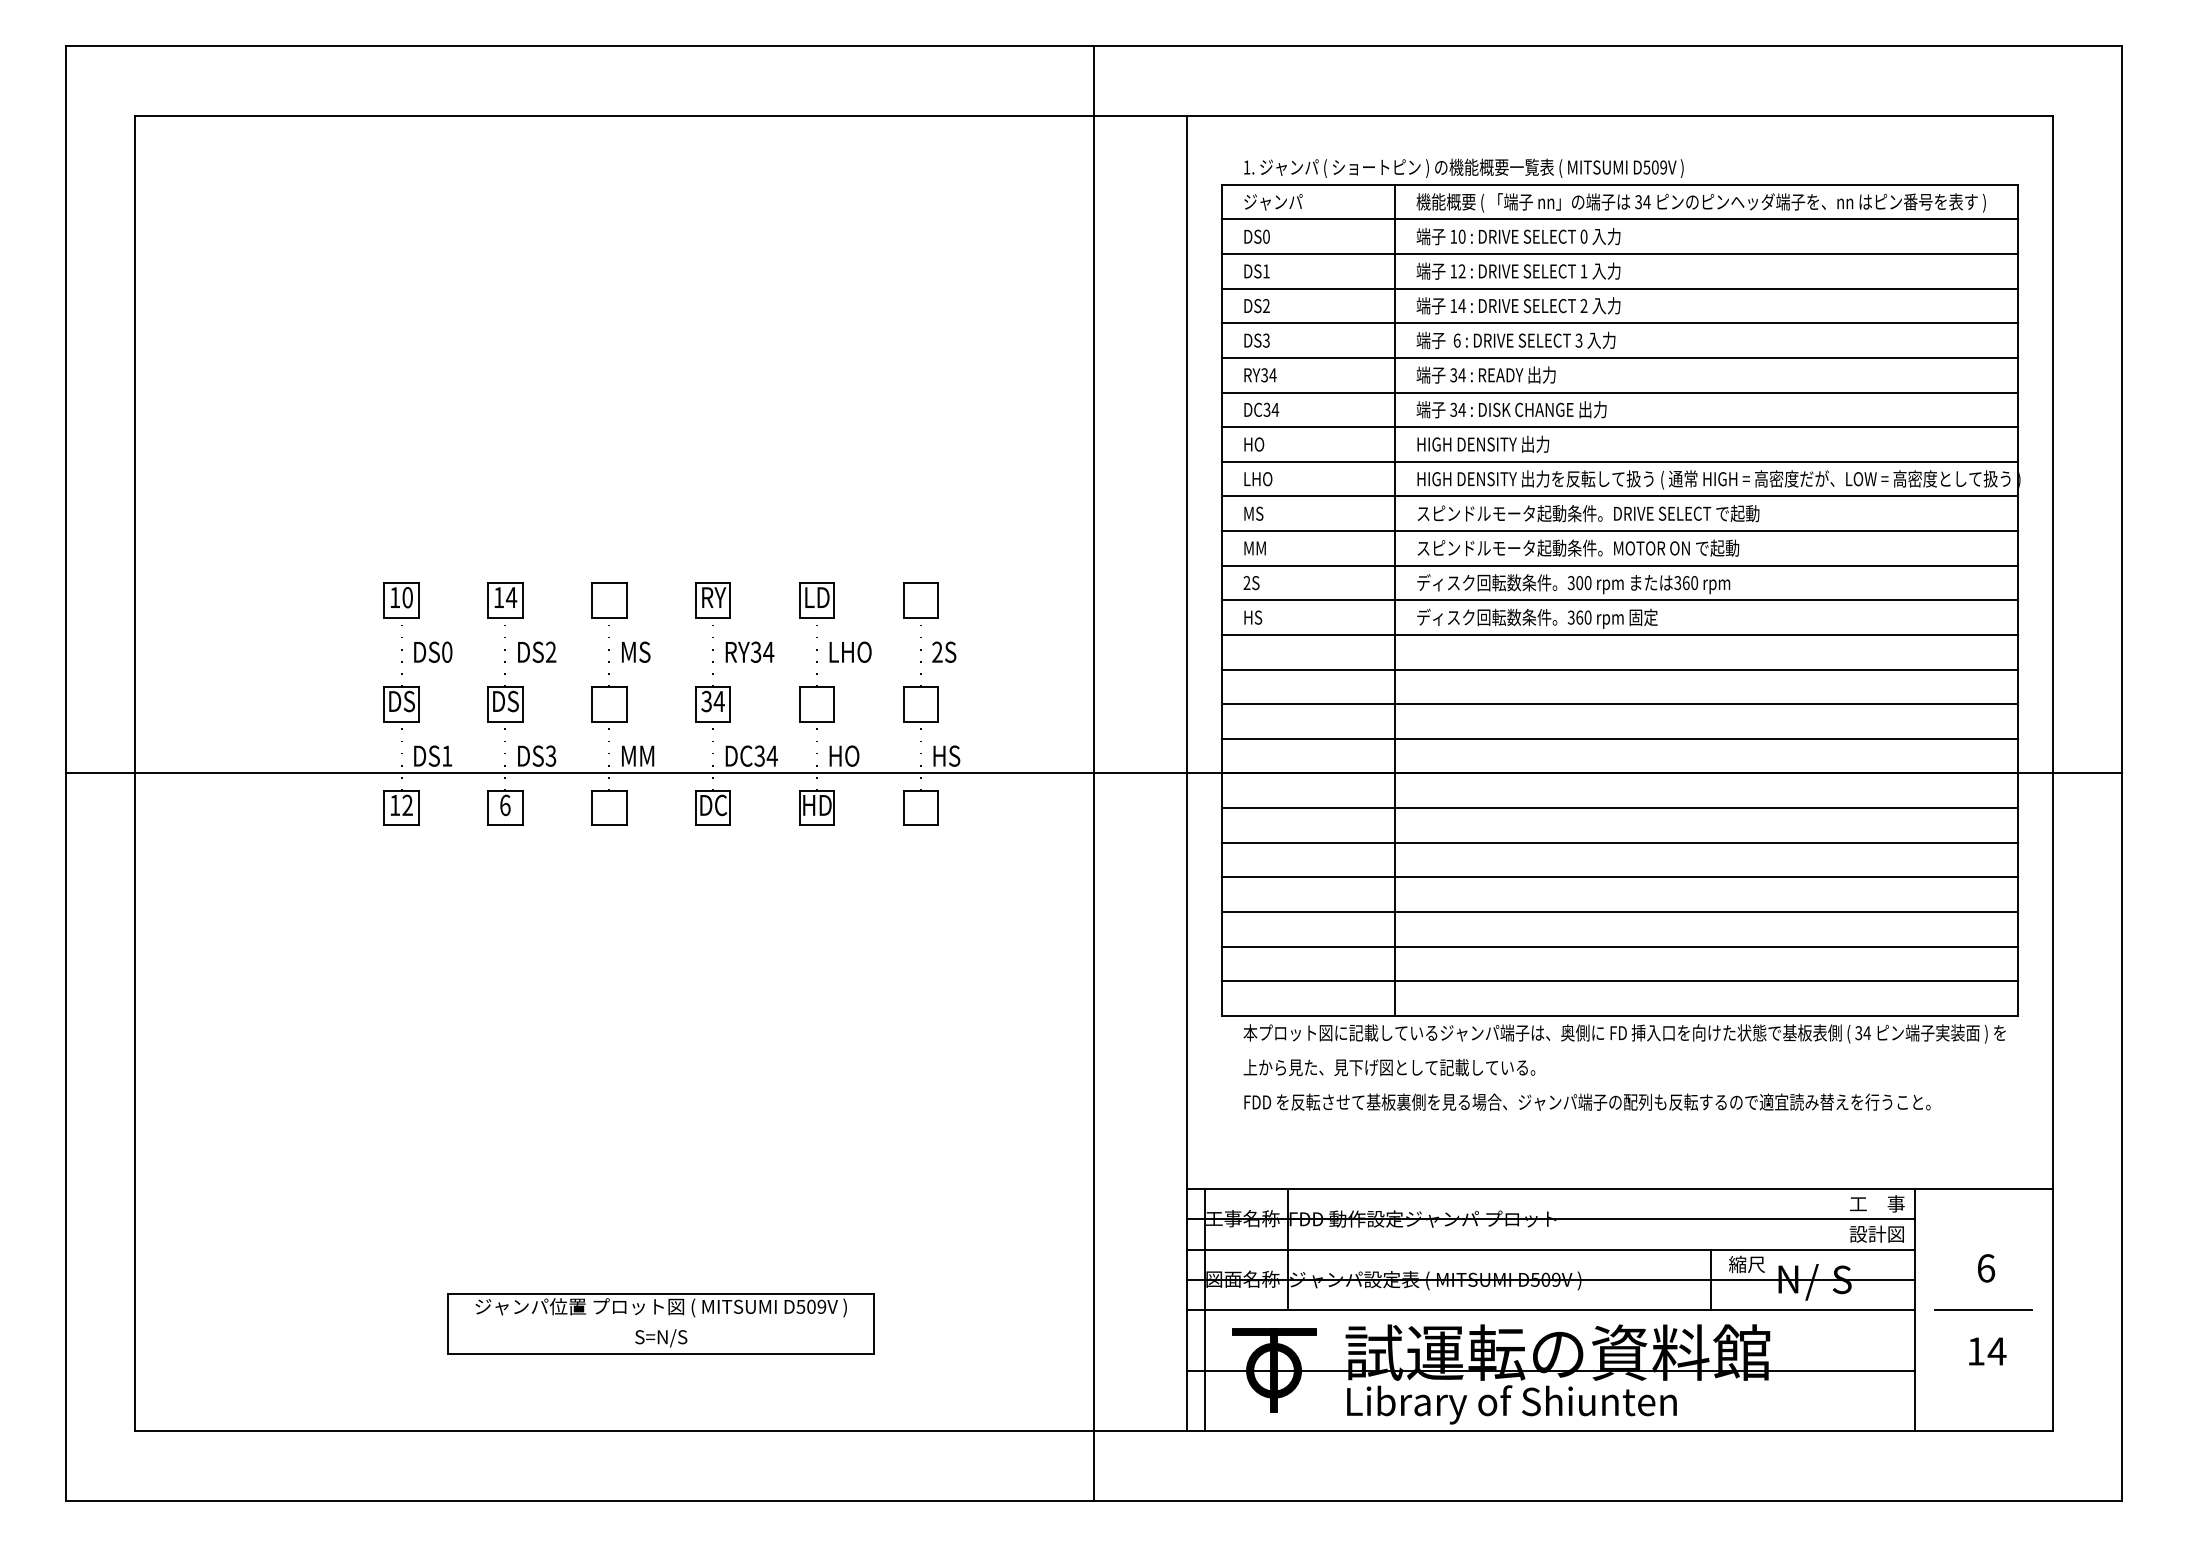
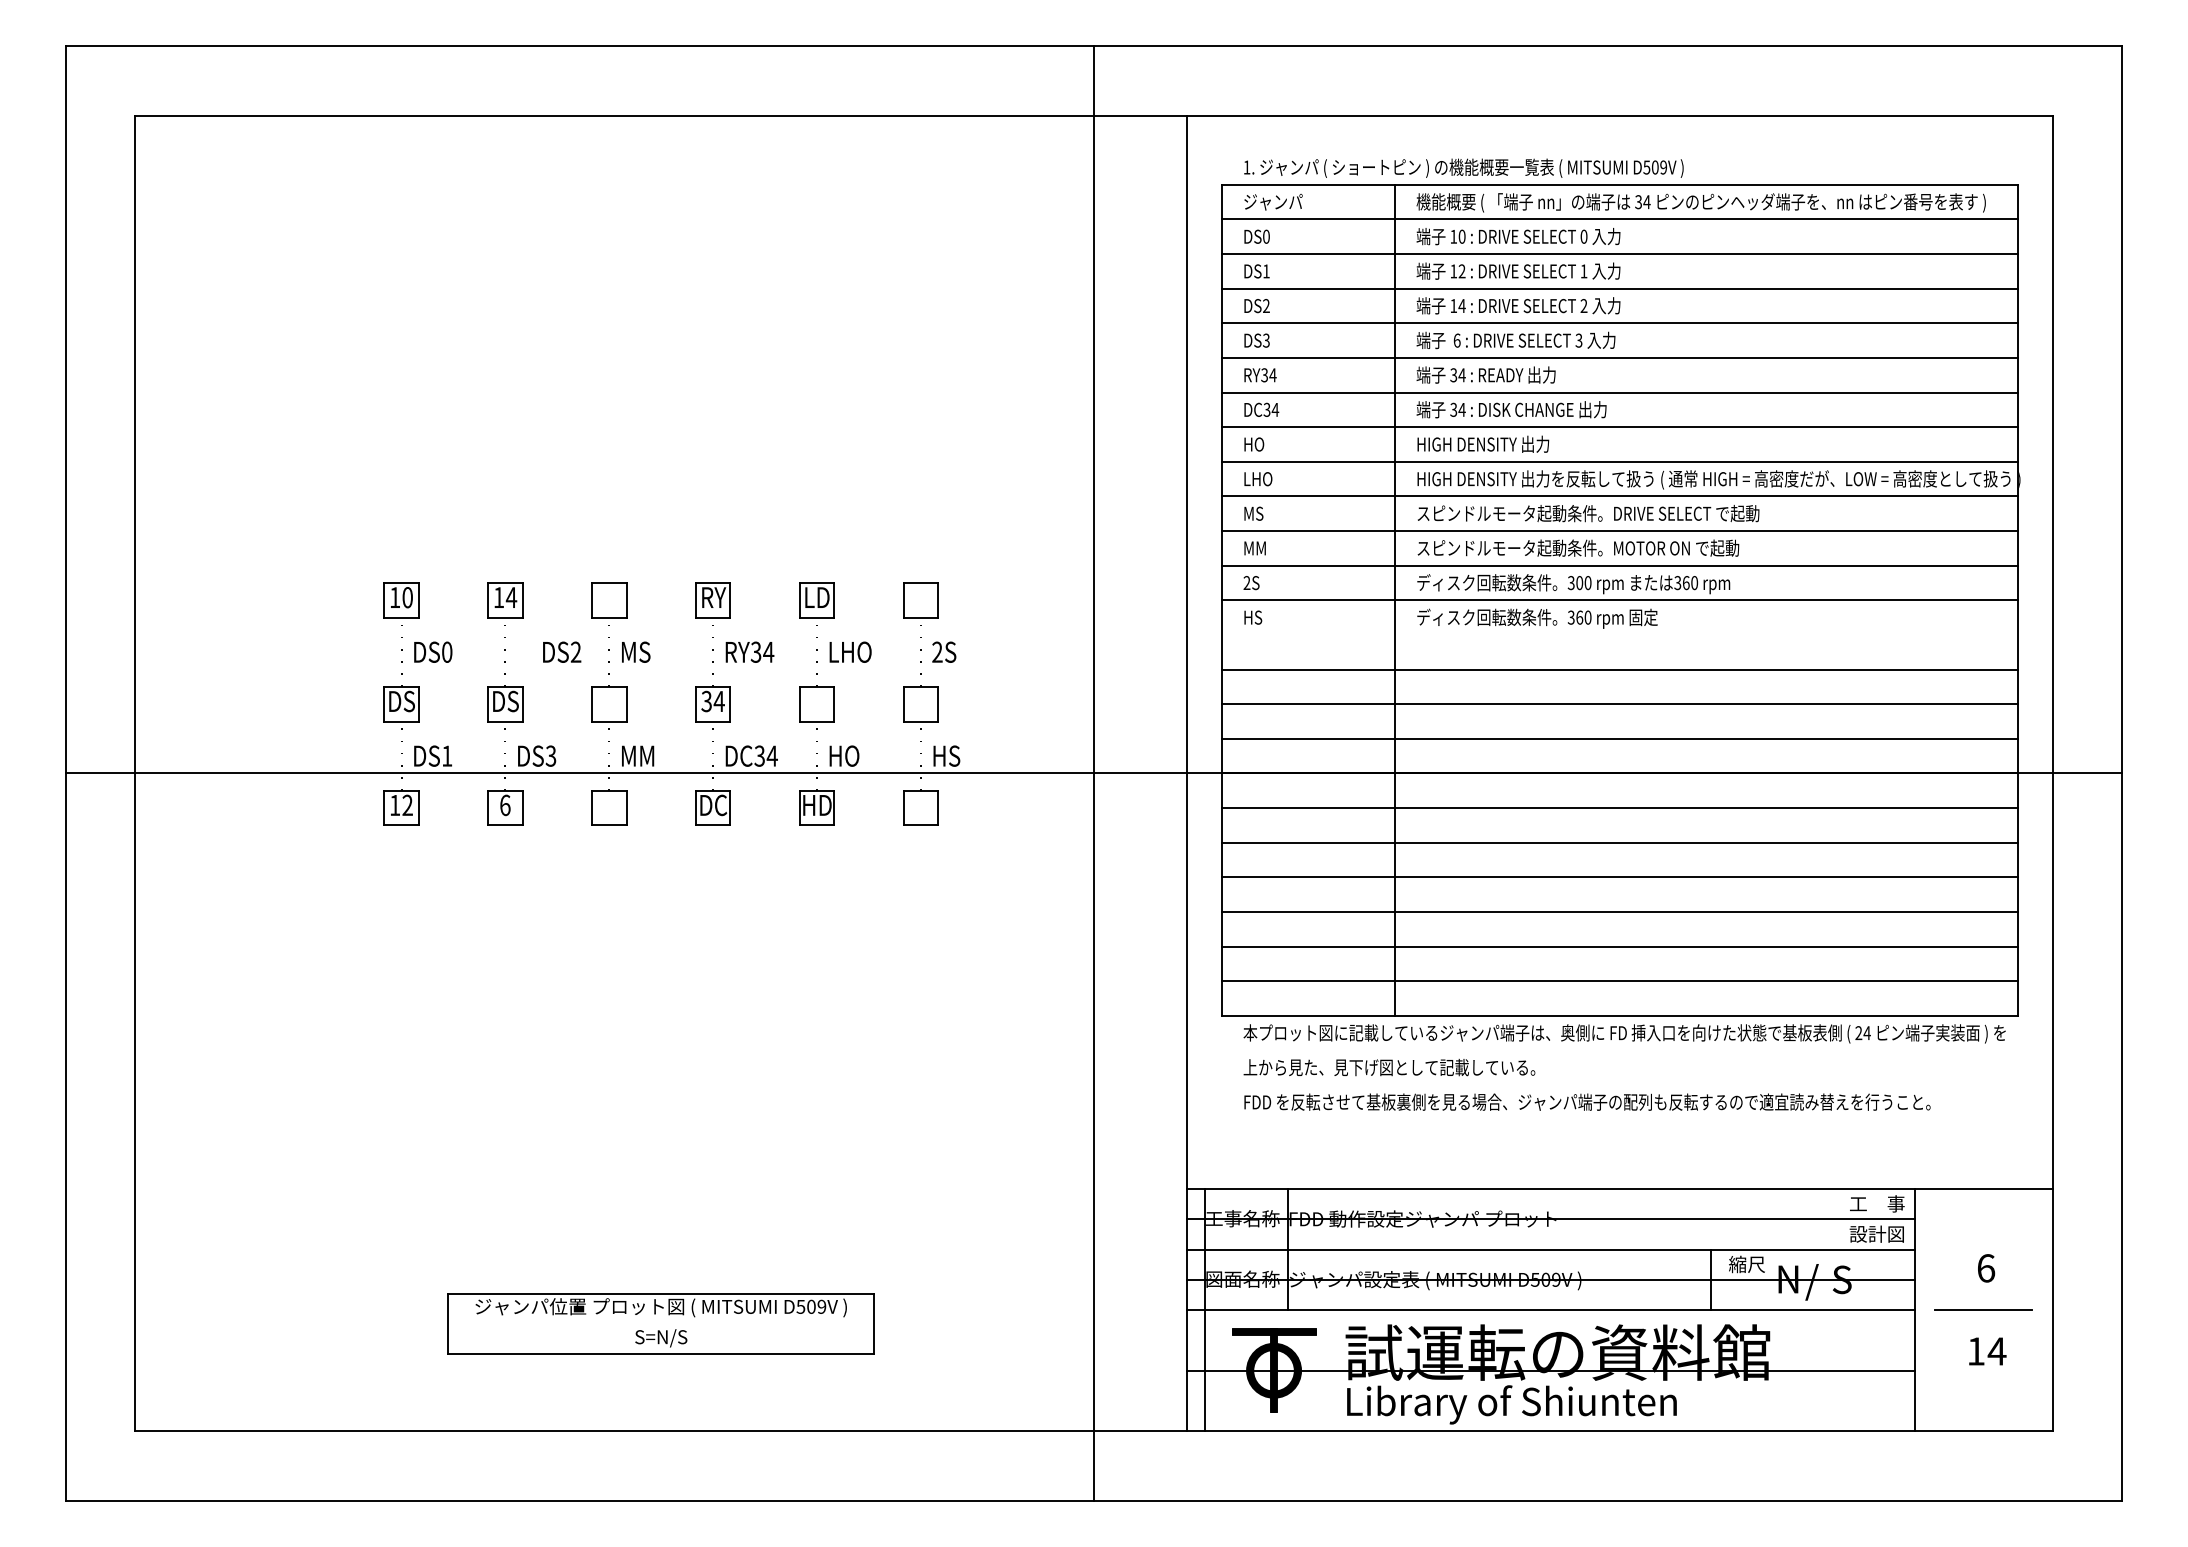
line: present -> none (1620, 635)
text position: (537, 651) -> (562, 651) (562, 651)
text: 34 -> 24 (1858, 1033)
